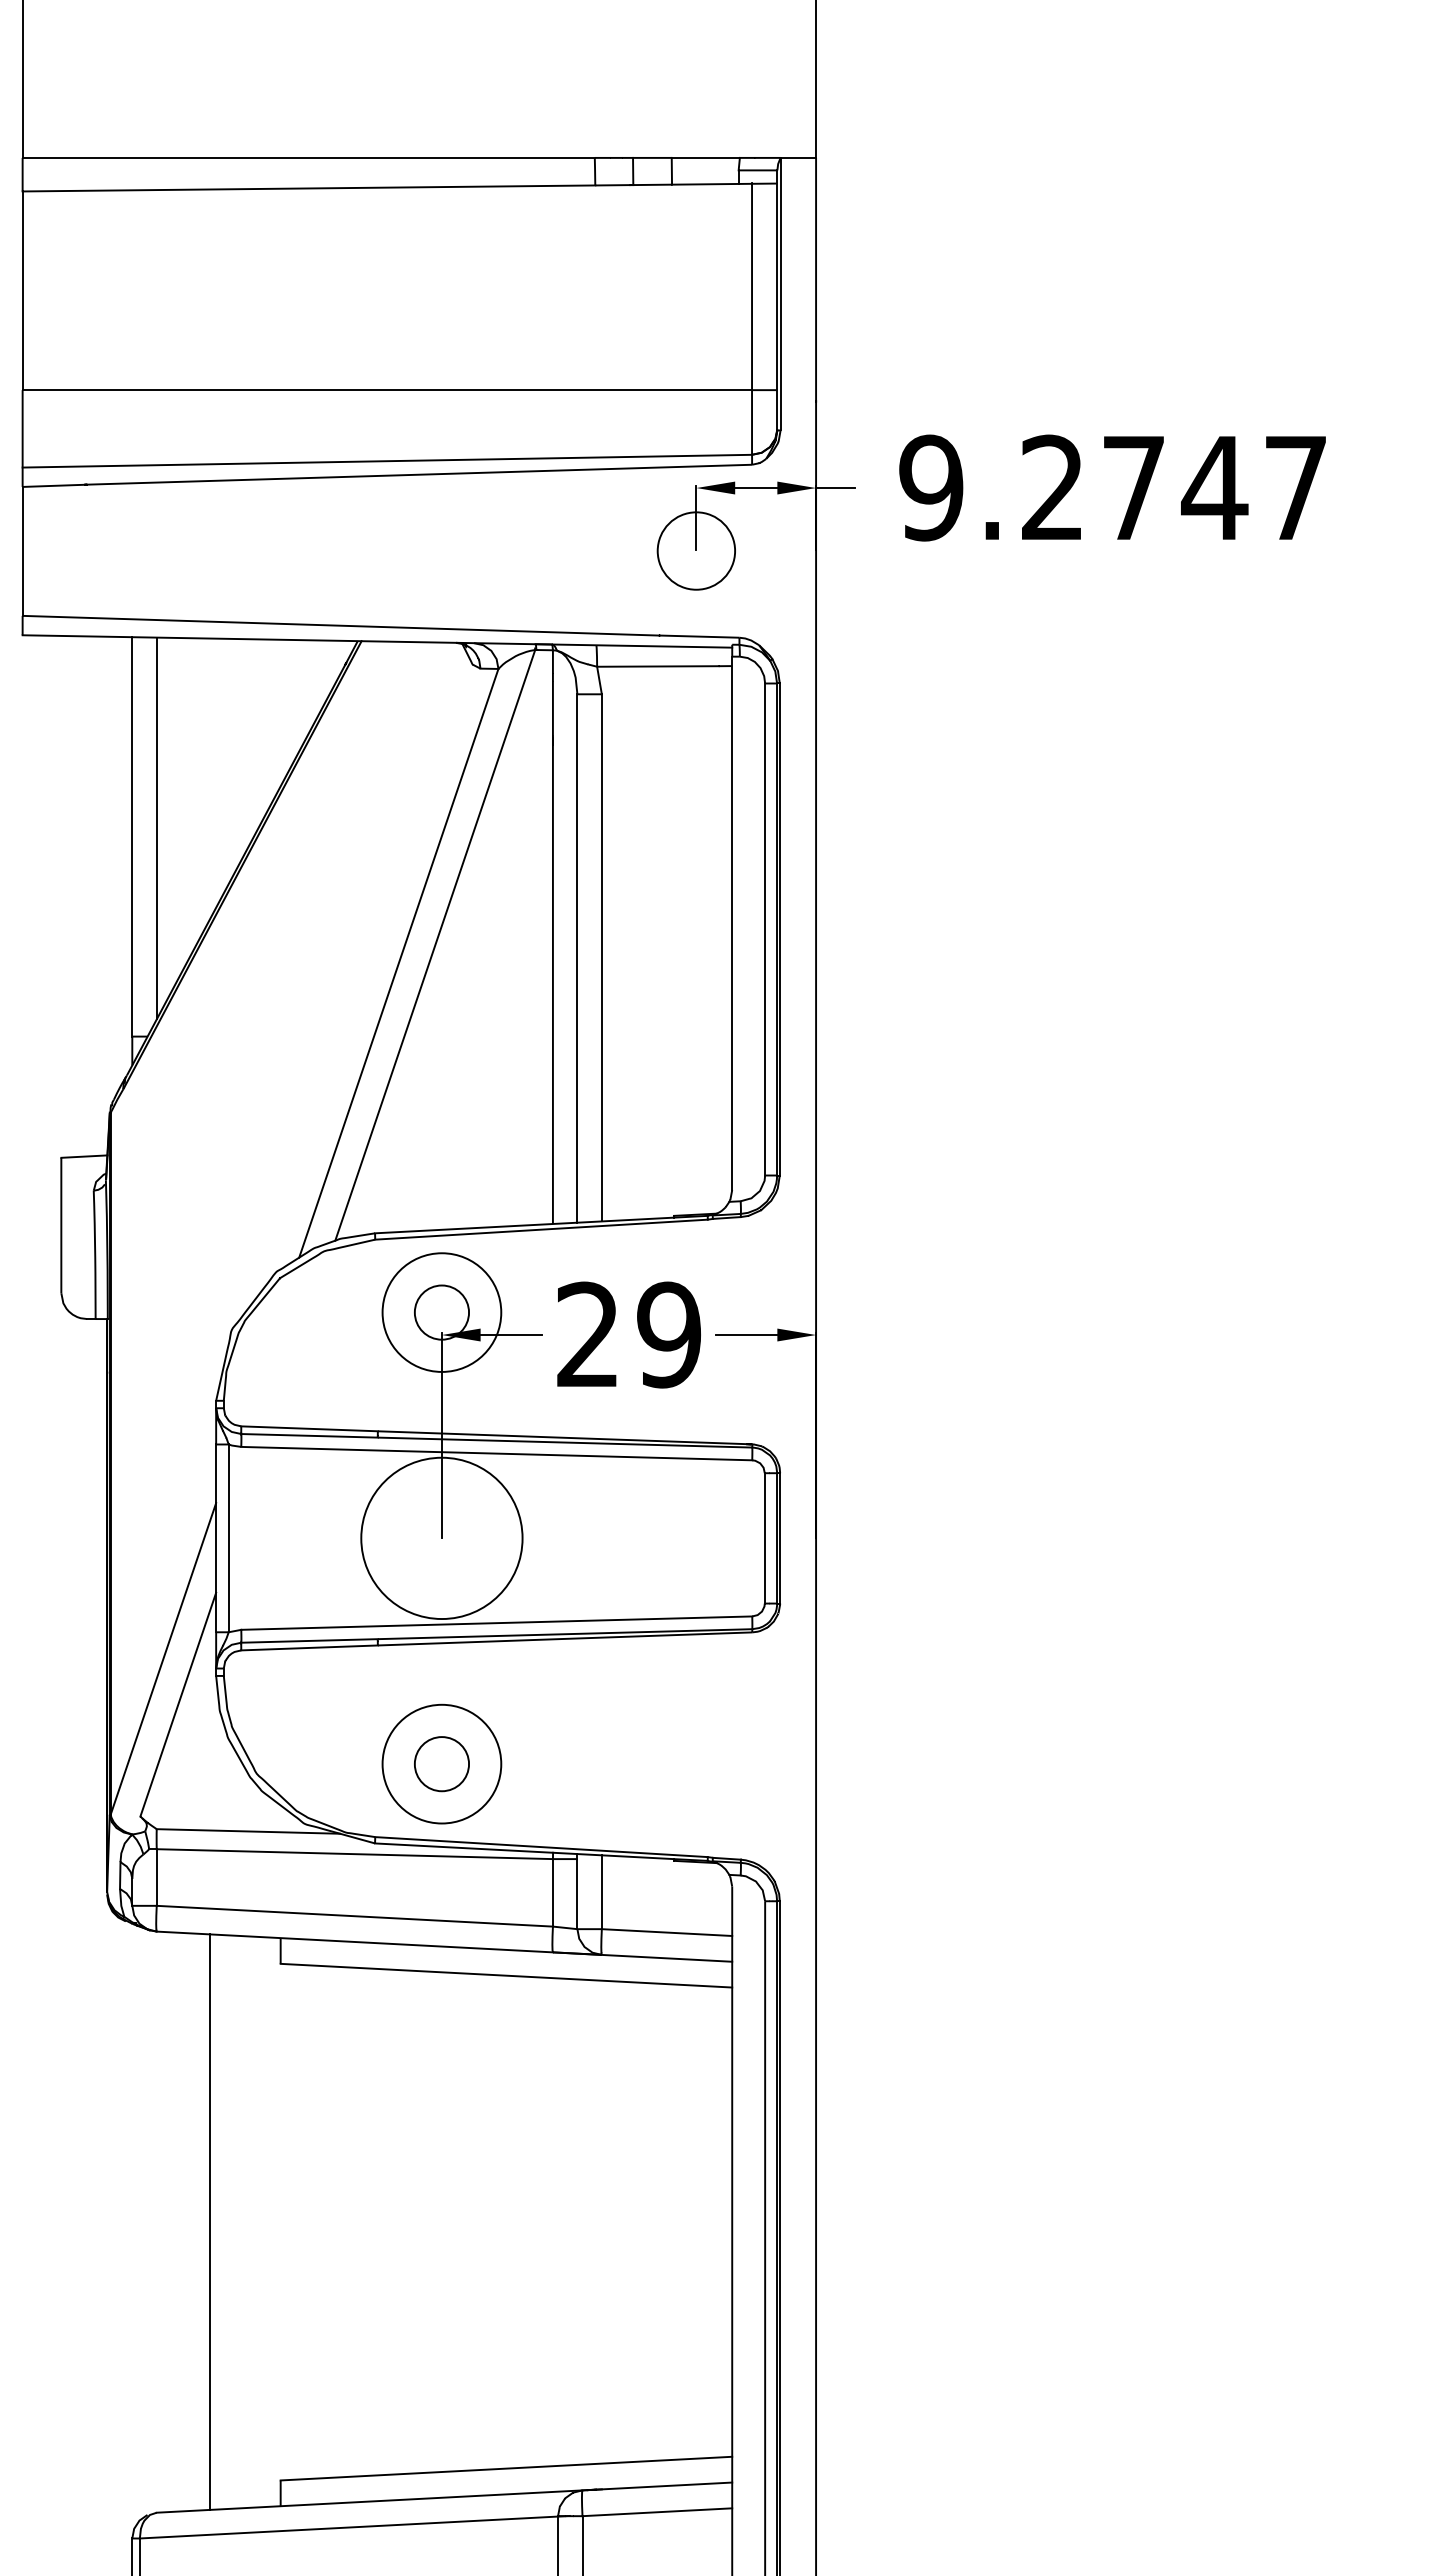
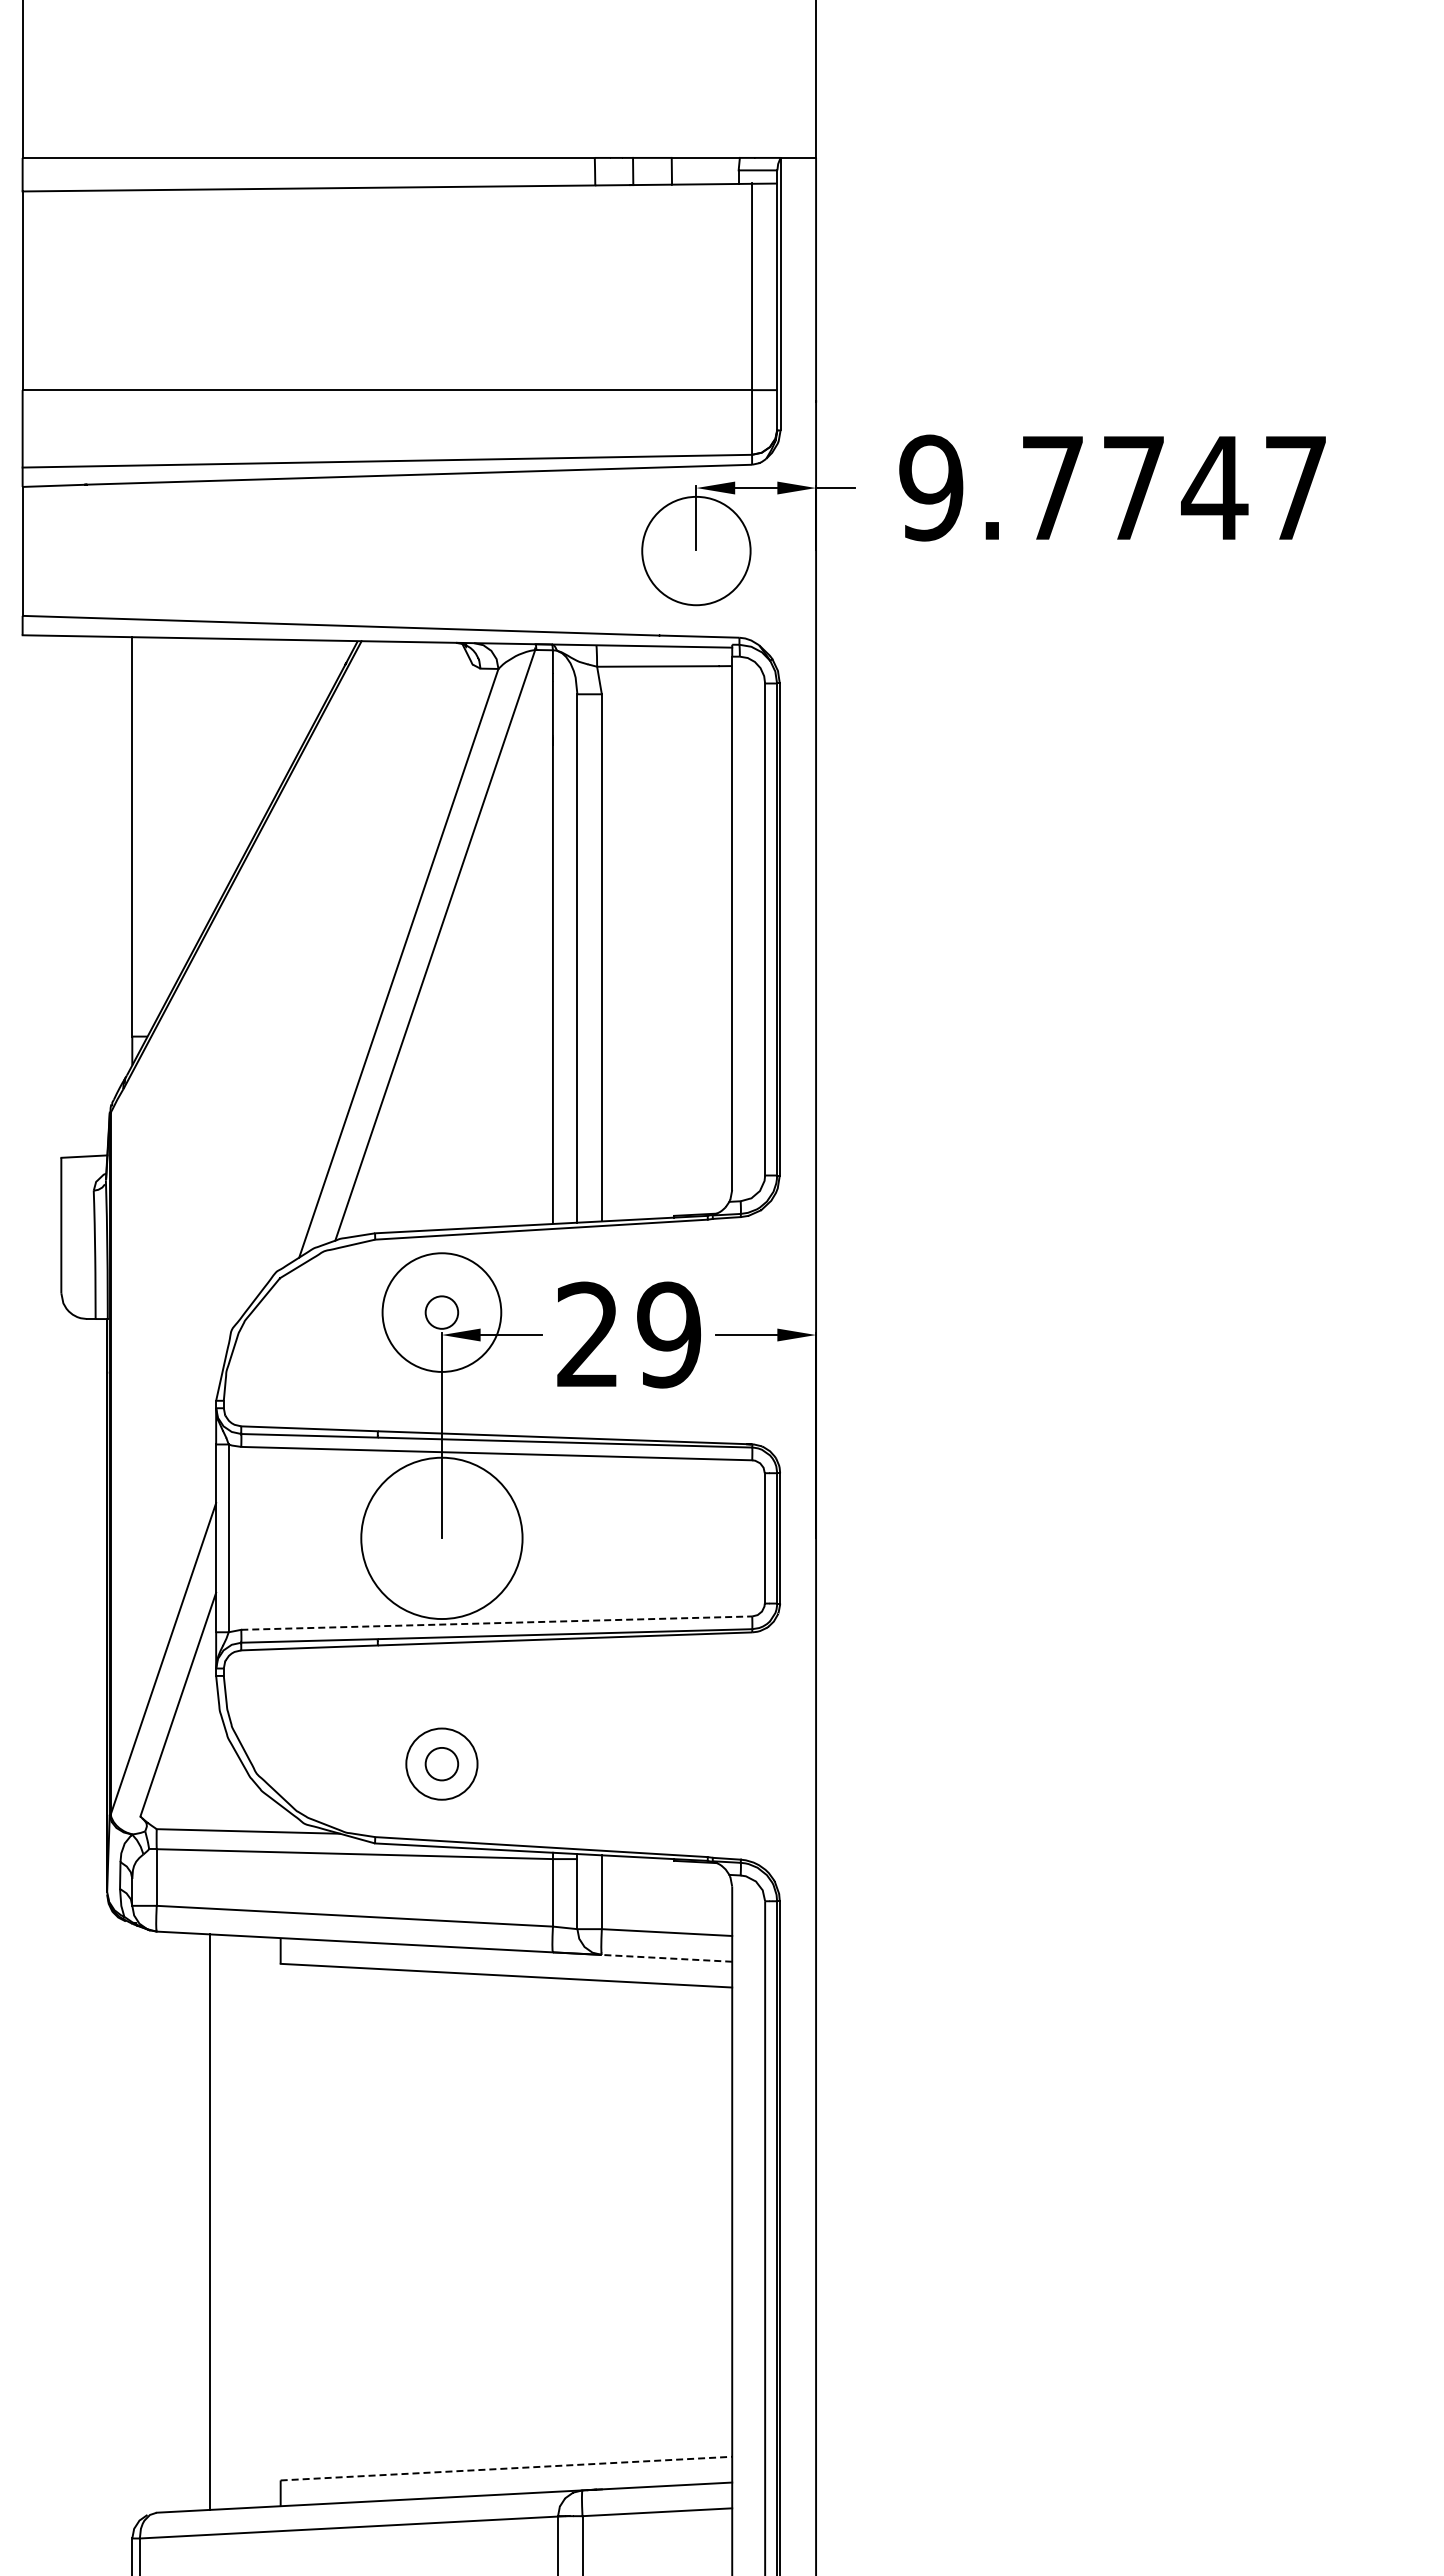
text: 9.2747 -> 9.7747 (1052, 486)
circle diameter: 77 px -> 108 px (696, 550)
line: present -> none (156, 828)
circle diameter: 54 px -> 33 px (441, 1312)
line: solid -> dashed (496, 1623)
circle diameter: 119 px -> 71 px (441, 1763)
circle diameter: 54 px -> 33 px (441, 1763)
line: solid -> dashed (666, 1958)
line: solid -> dashed (506, 2468)
